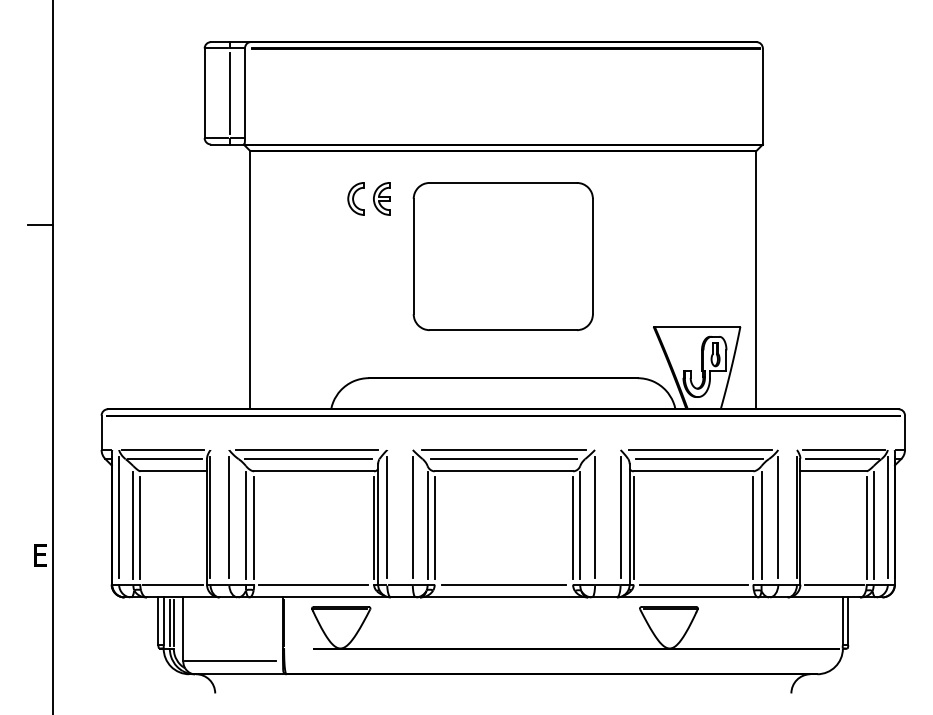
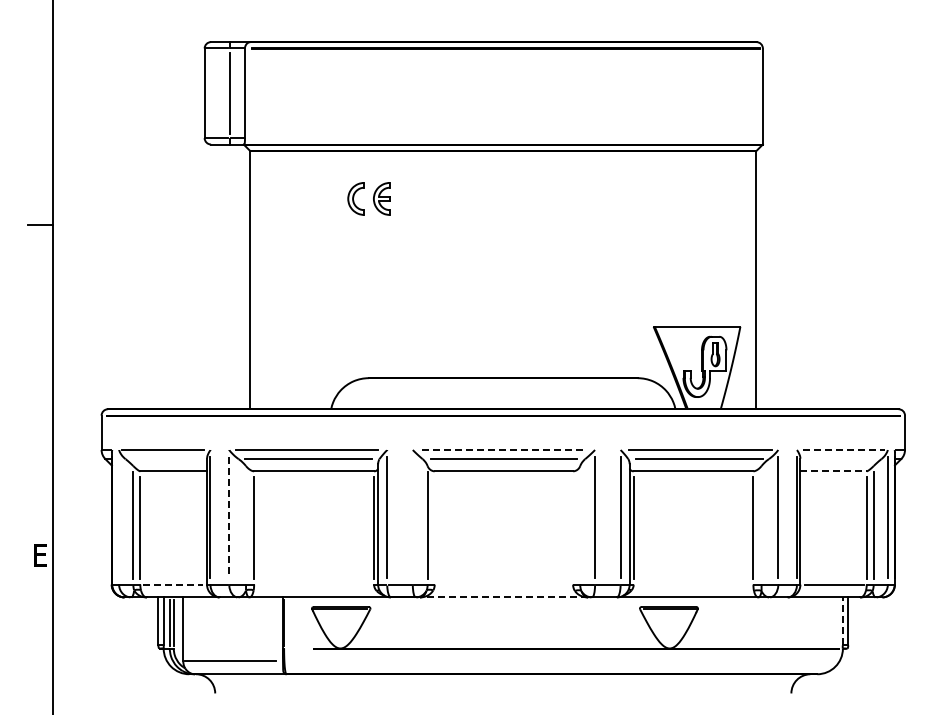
part: present -> none (502, 256)
line: solid -> dashed (504, 450)
line: solid -> dashed (844, 450)
line: present -> none (164, 459)
line: present -> none (841, 459)
line: solid -> dashed (834, 471)
line: present -> none (119, 516)
line: present -> none (412, 516)
line: solid -> dashed (229, 517)
line: present -> none (246, 525)
line: present -> none (580, 525)
line: present -> none (761, 525)
line: present -> none (434, 527)
line: present -> none (573, 527)
line: solid -> dashed (173, 584)
line: present -> none (313, 584)
line: present -> none (503, 584)
line: present -> none (694, 584)
line: solid -> dashed (503, 597)
line: solid -> dashed (842, 620)
